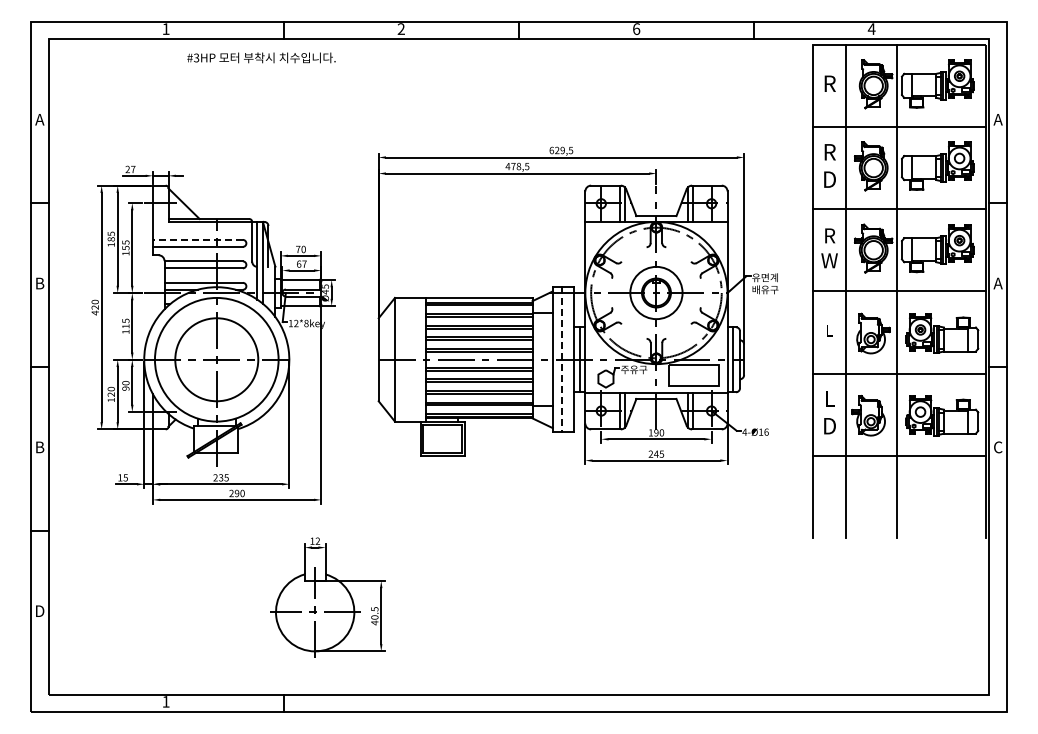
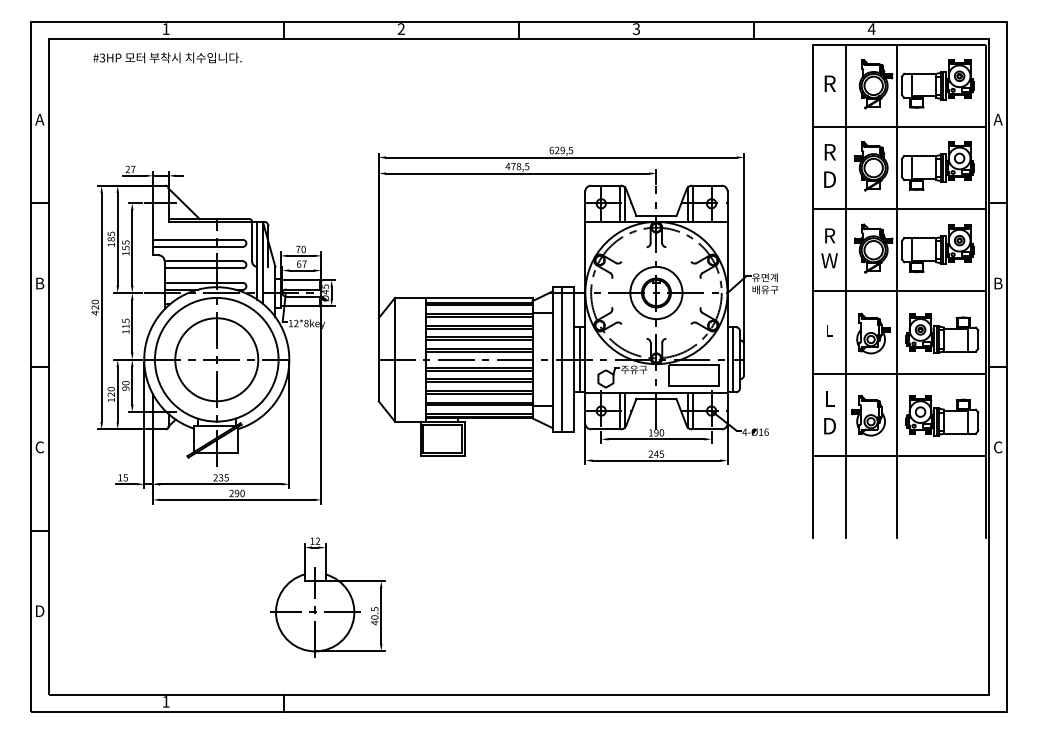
text: 6 -> 3 (636, 28)
text position: (261, 57) -> (167, 57) (167, 57)
line: dashed -> solid (197, 239)
text: A -> B (997, 283)
line: dashed -> solid (561, 359)
text: B -> C (39, 447)
